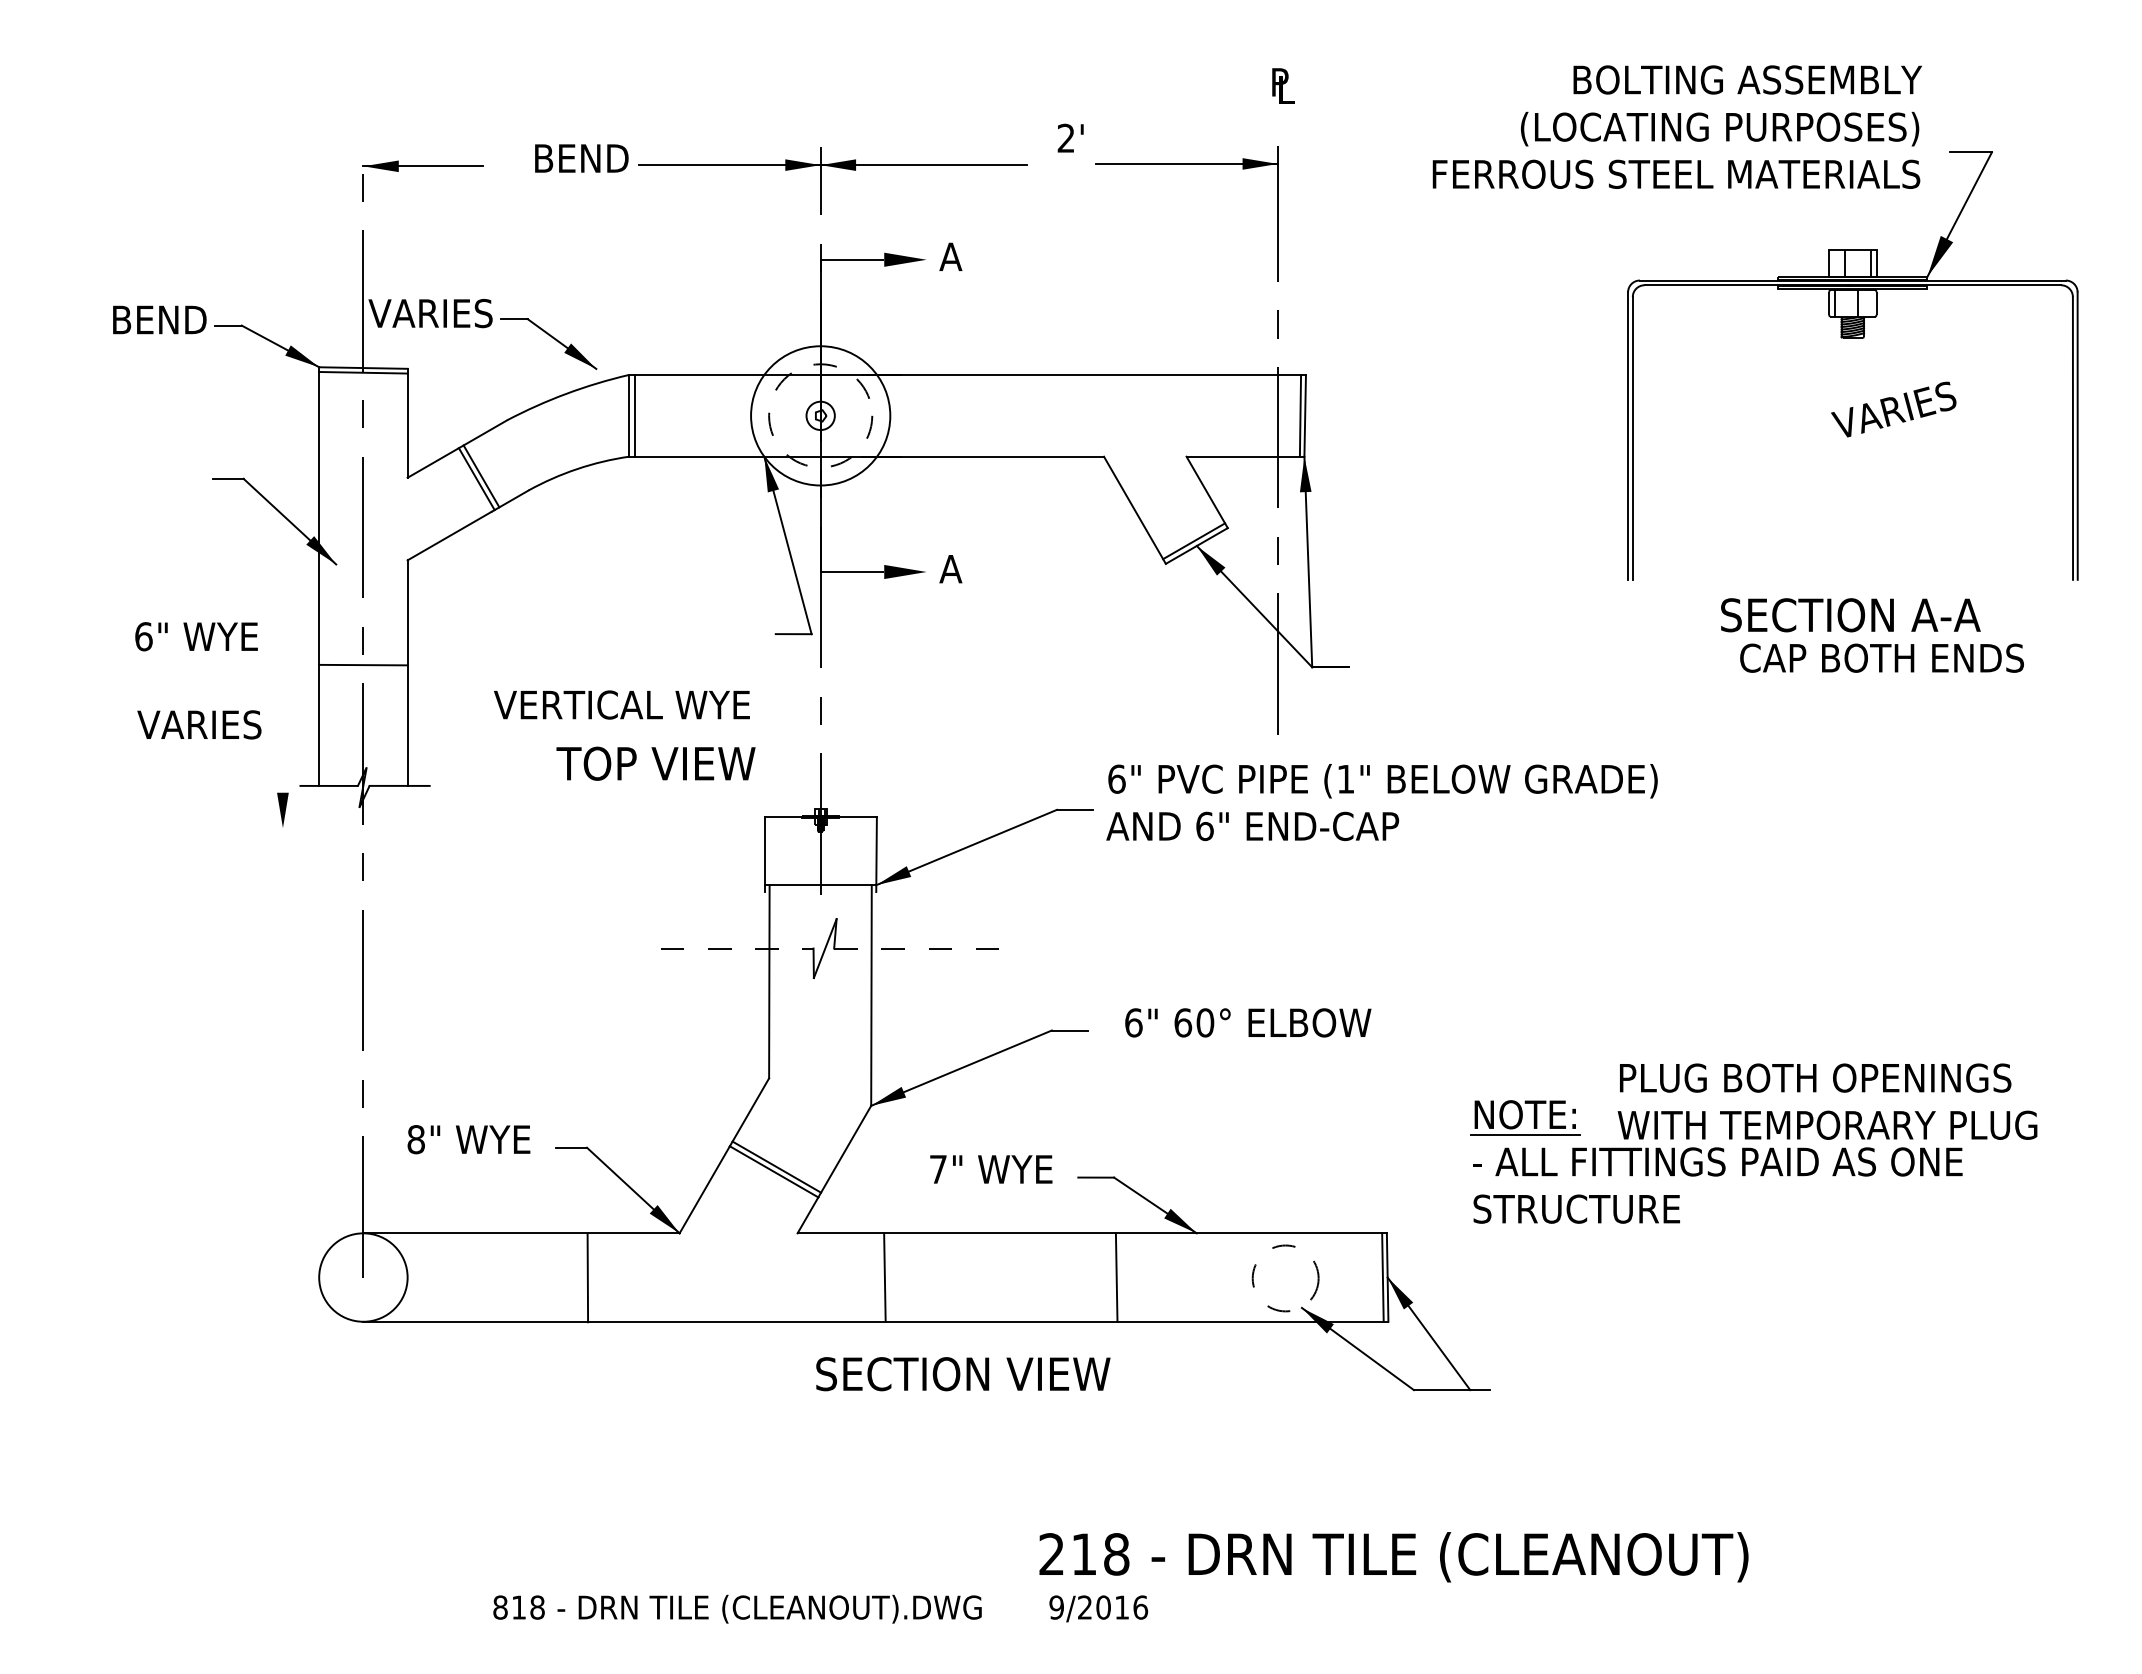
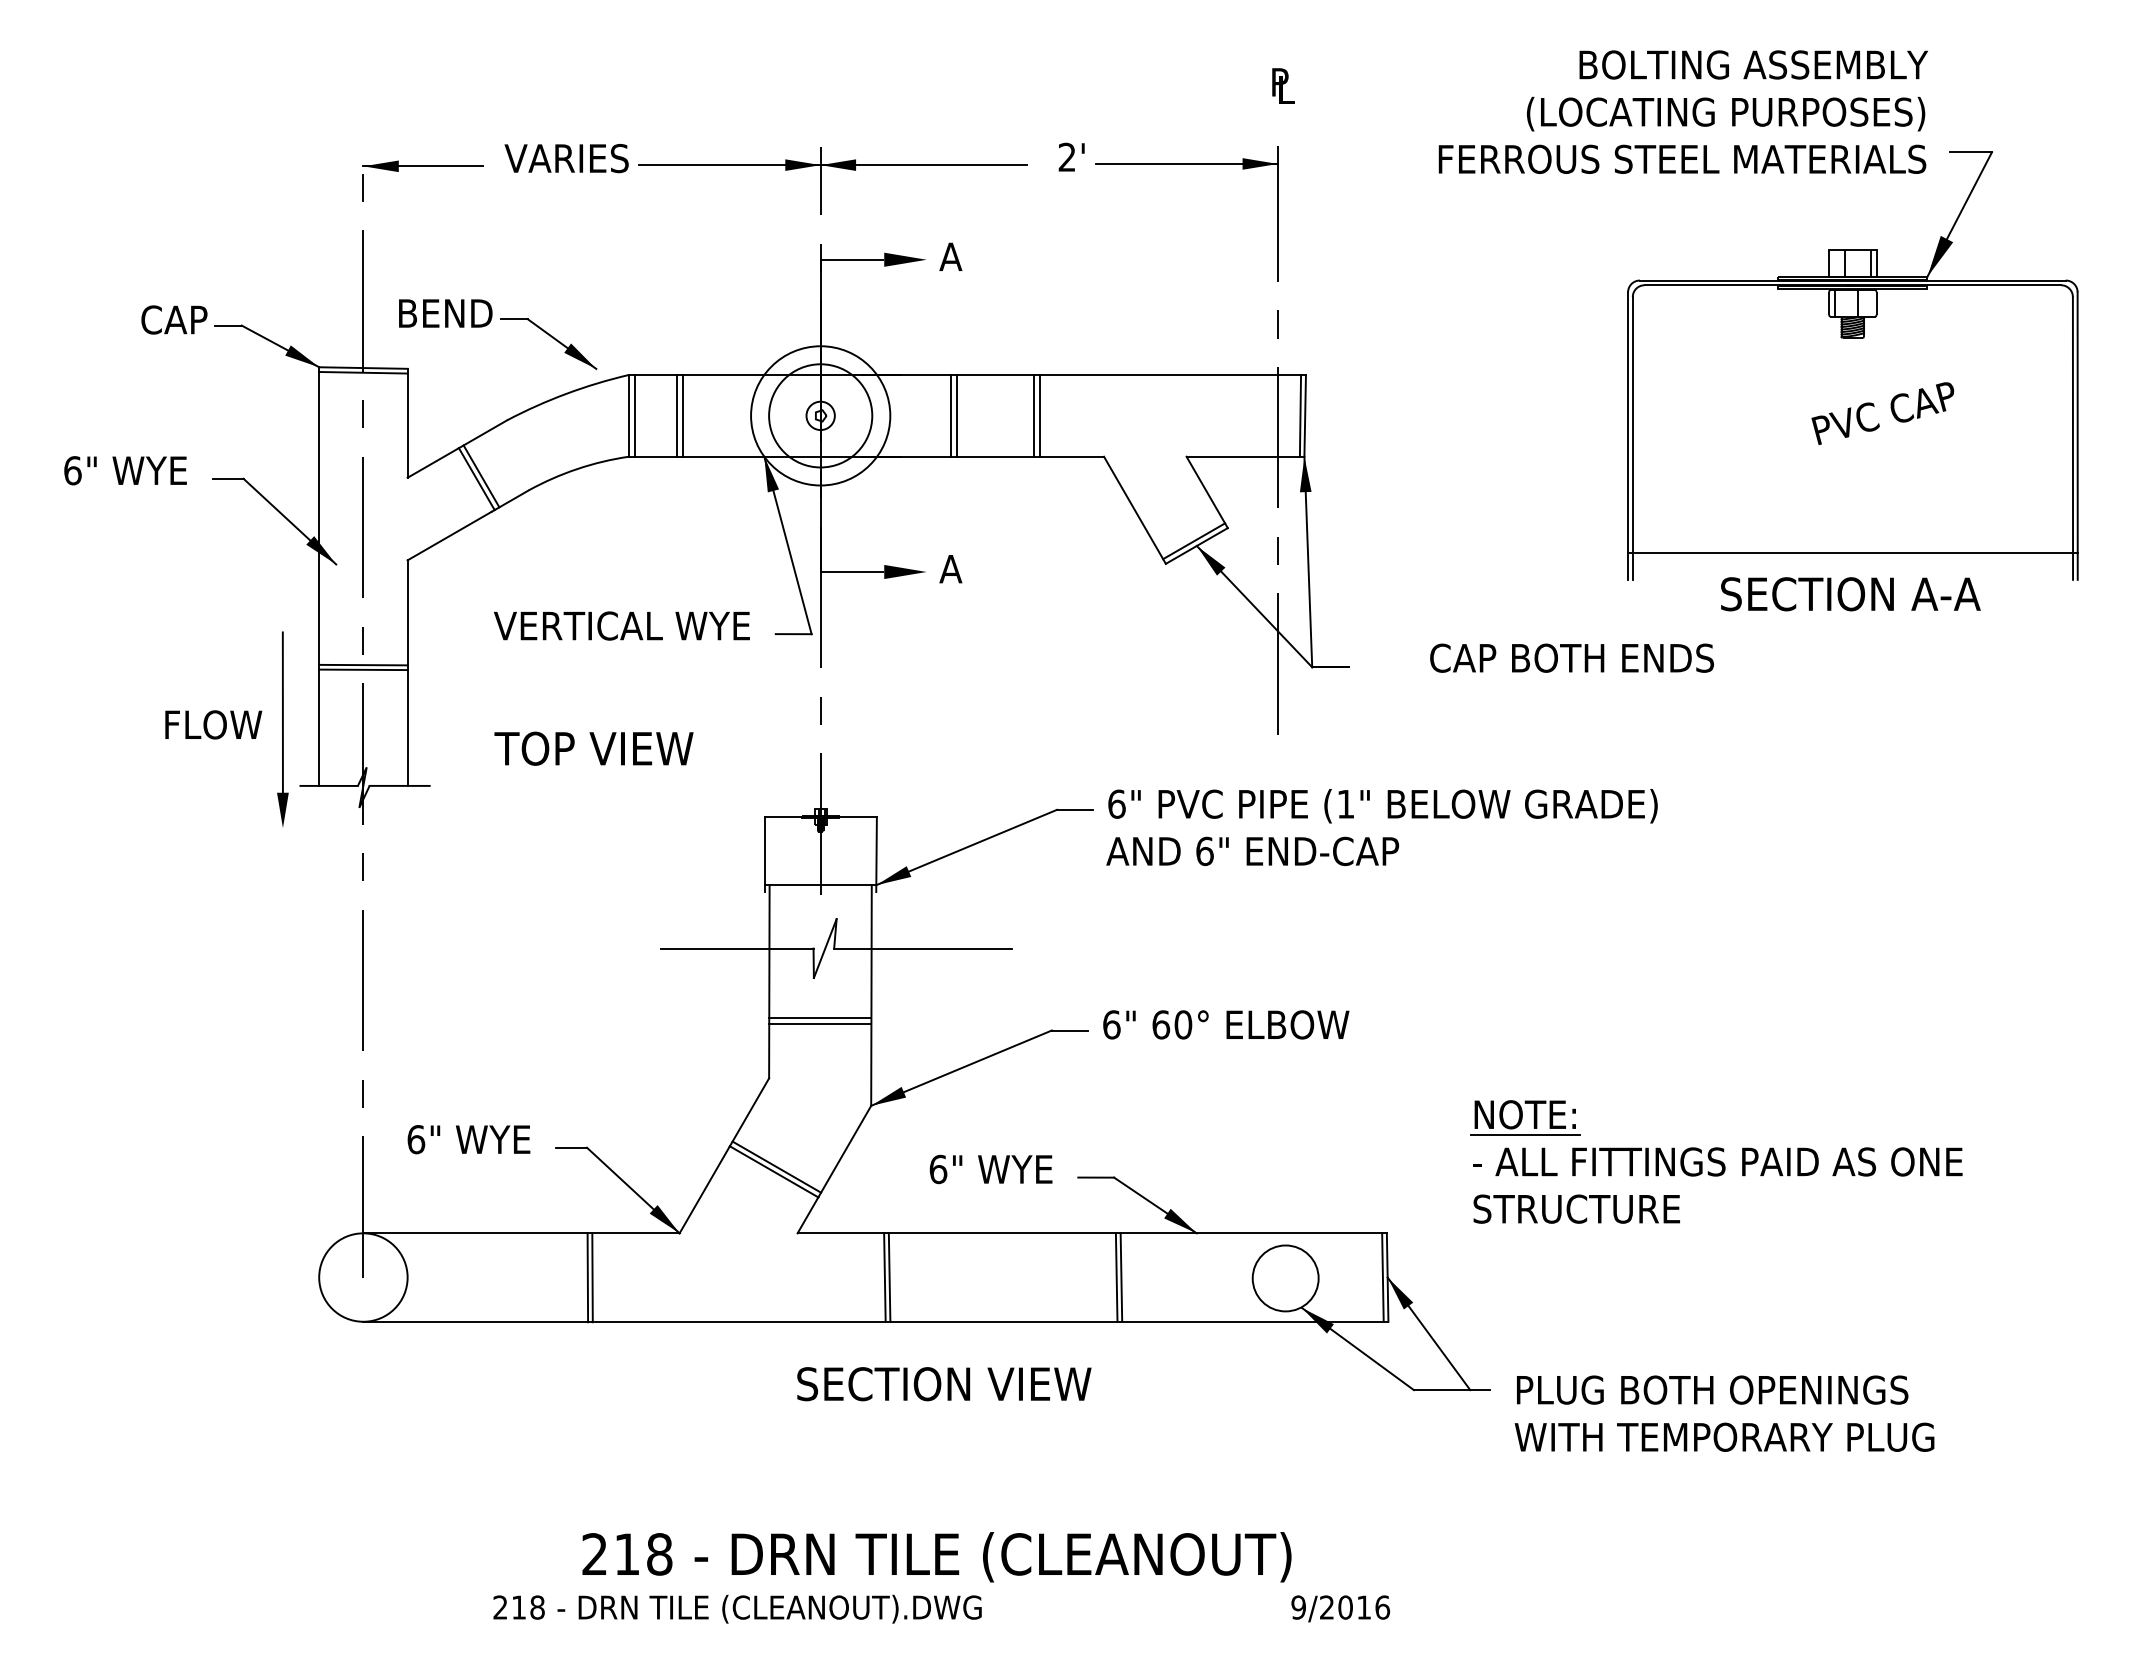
text position: (1676, 126) -> (1682, 111) (1682, 111)
text position: (1070, 137) -> (1071, 156) (1071, 156)
text: BEND -> VARIES (566, 158)
text: VARIES -> BEND (430, 313)
text: BEND -> CAP (160, 319)
text: VARIES -> PVC CAP (1883, 412)
line: none -> present (677, 415)
line: none -> present (682, 415)
circle: dashed -> solid (820, 415)
line: none -> present (951, 415)
line: none -> present (956, 415)
line: none -> present (1033, 415)
line: none -> present (1039, 415)
line: none -> present (1852, 552)
text position: (1850, 615) -> (1850, 594) (1850, 594)
text position: (196, 636) -> (125, 470) (125, 470)
text position: (1881, 657) -> (1571, 657) (1571, 657)
line: none -> present (363, 669)
text position: (621, 704) -> (621, 625) (621, 625)
line: none -> present (282, 712)
text: VARIES -> FLOW (199, 724)
text position: (655, 763) -> (593, 748) (593, 748)
text position: (1381, 802) -> (1381, 827) (1381, 827)
line: dashed -> solid (737, 948)
line: dashed -> solid (923, 948)
line: none -> present (820, 1018)
text position: (1248, 1022) -> (1226, 1024) (1226, 1024)
line: none -> present (820, 1023)
text position: (1827, 1101) -> (1724, 1413) (1724, 1413)
text: 8" -> 6" (416, 1139)
text: 7" -> 6" (938, 1169)
line: none -> present (592, 1277)
line: none -> present (889, 1277)
line: none -> present (1121, 1277)
circle: dashed -> solid (1285, 1278)
text position: (963, 1374) -> (944, 1384) (944, 1384)
text position: (1393, 1557) -> (936, 1557) (936, 1557)
text: 818 -> 218 (500, 1607)
text position: (1098, 1608) -> (1340, 1608) (1340, 1608)
